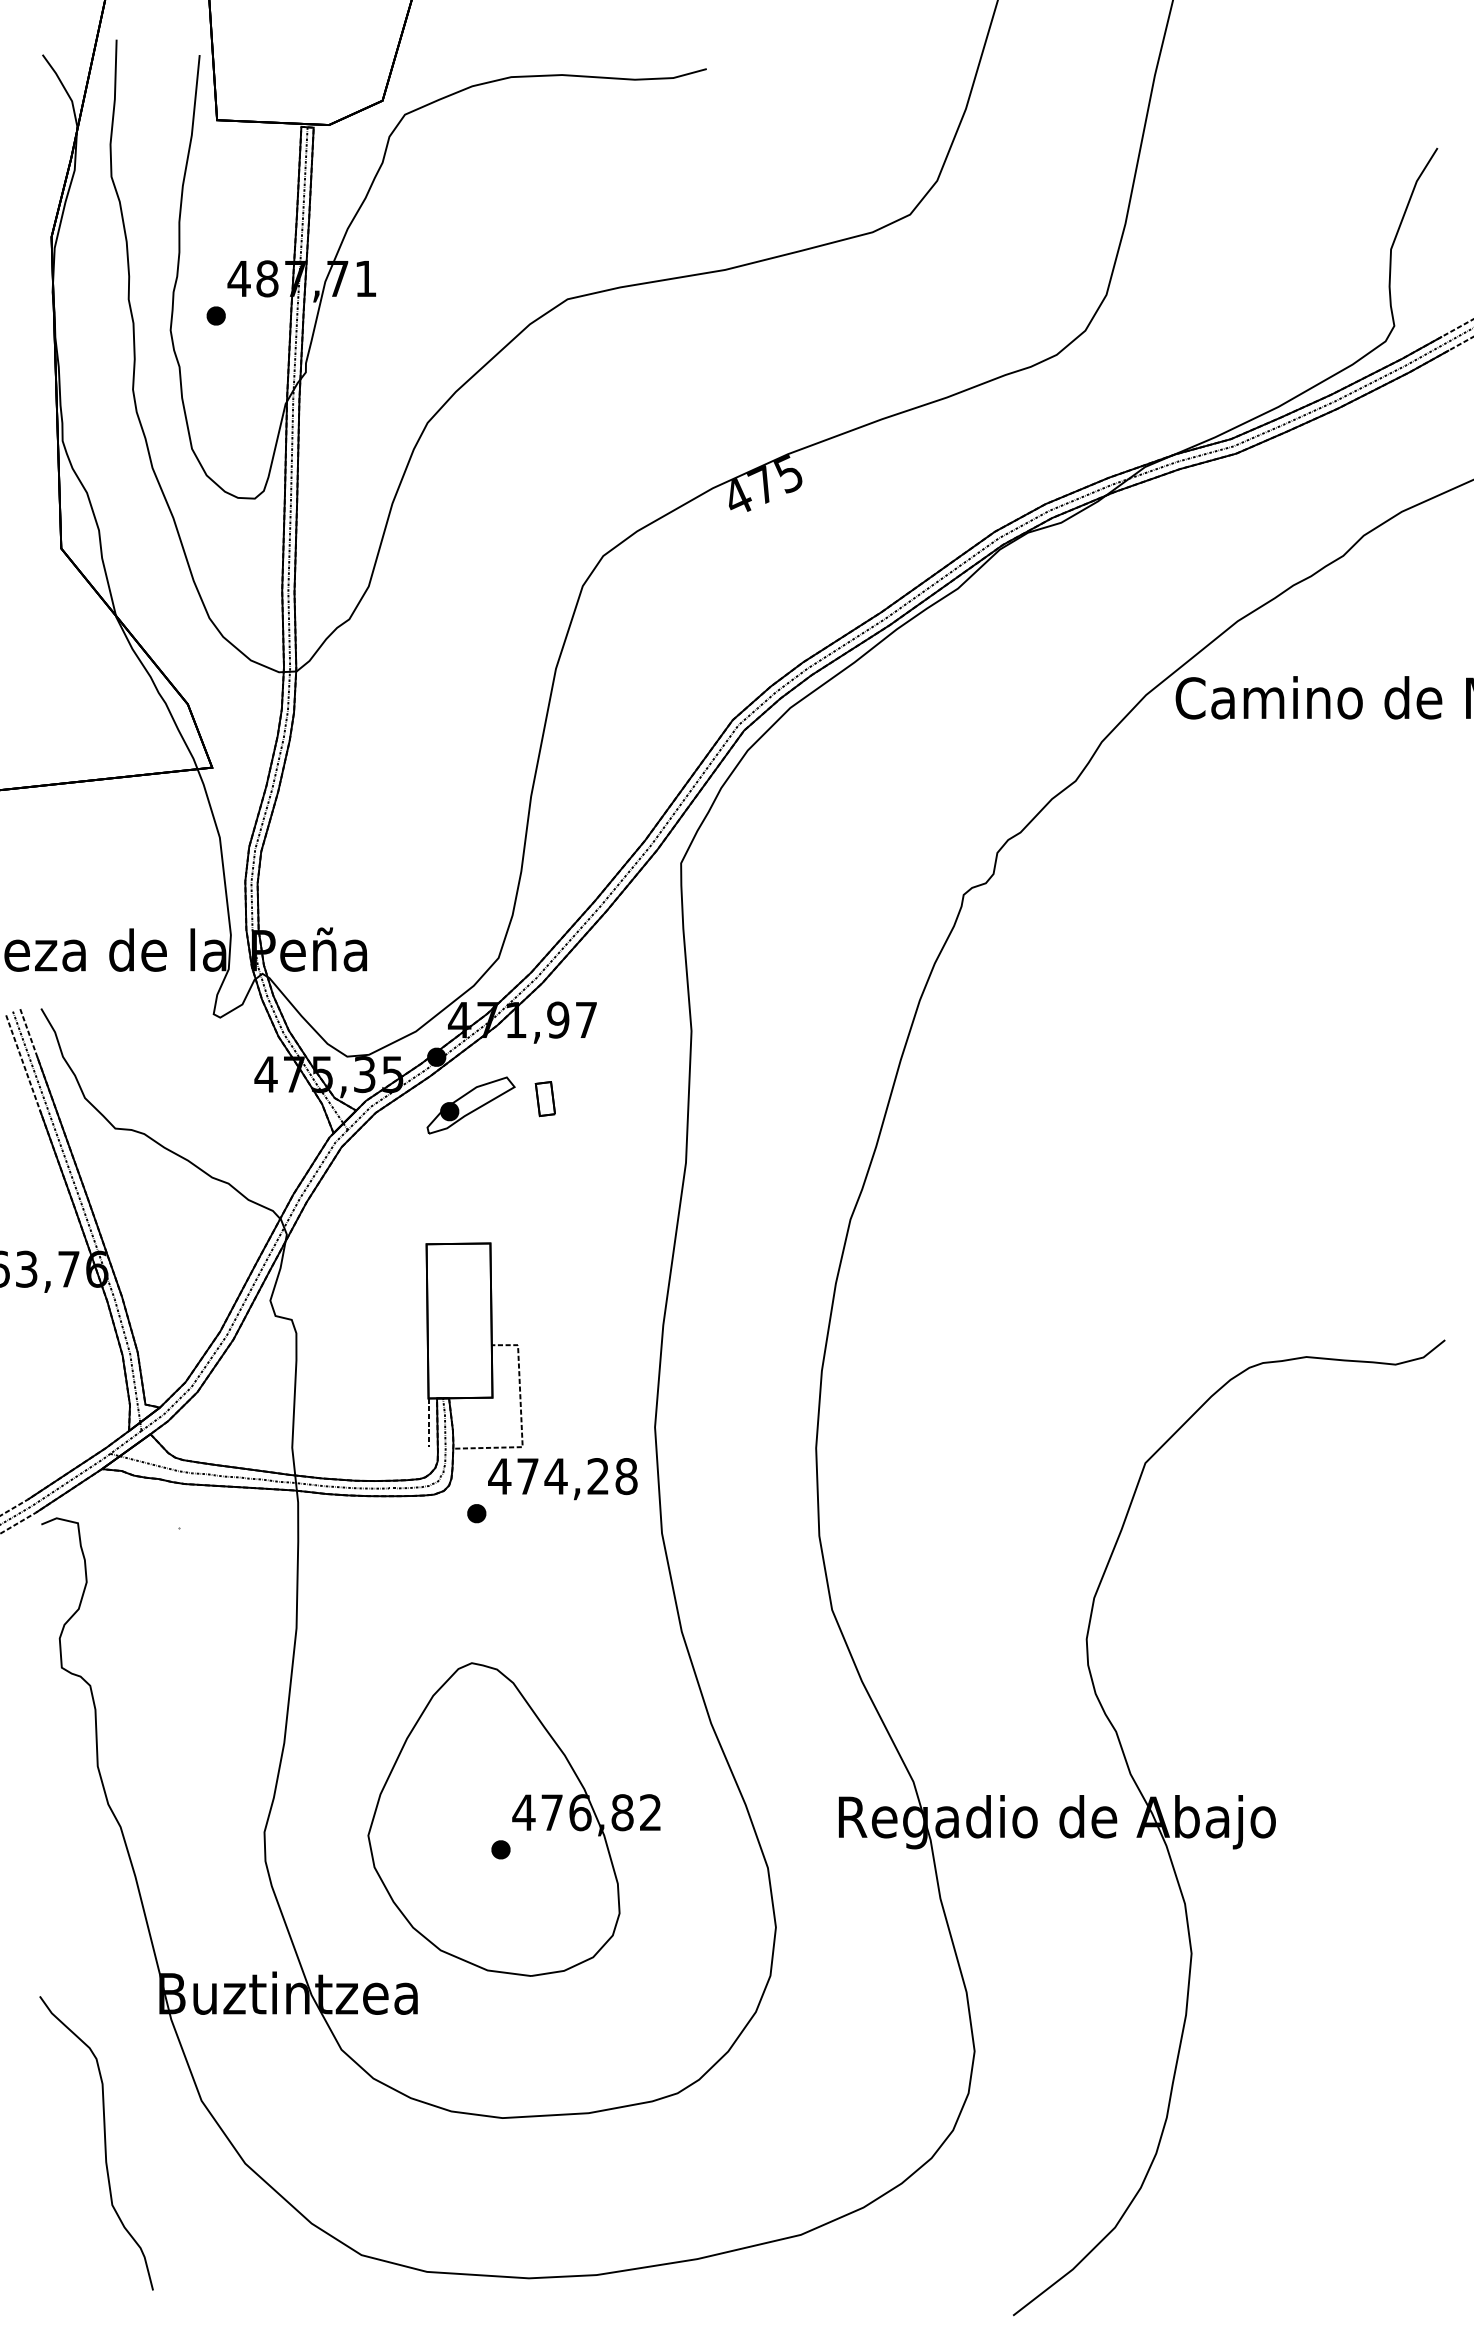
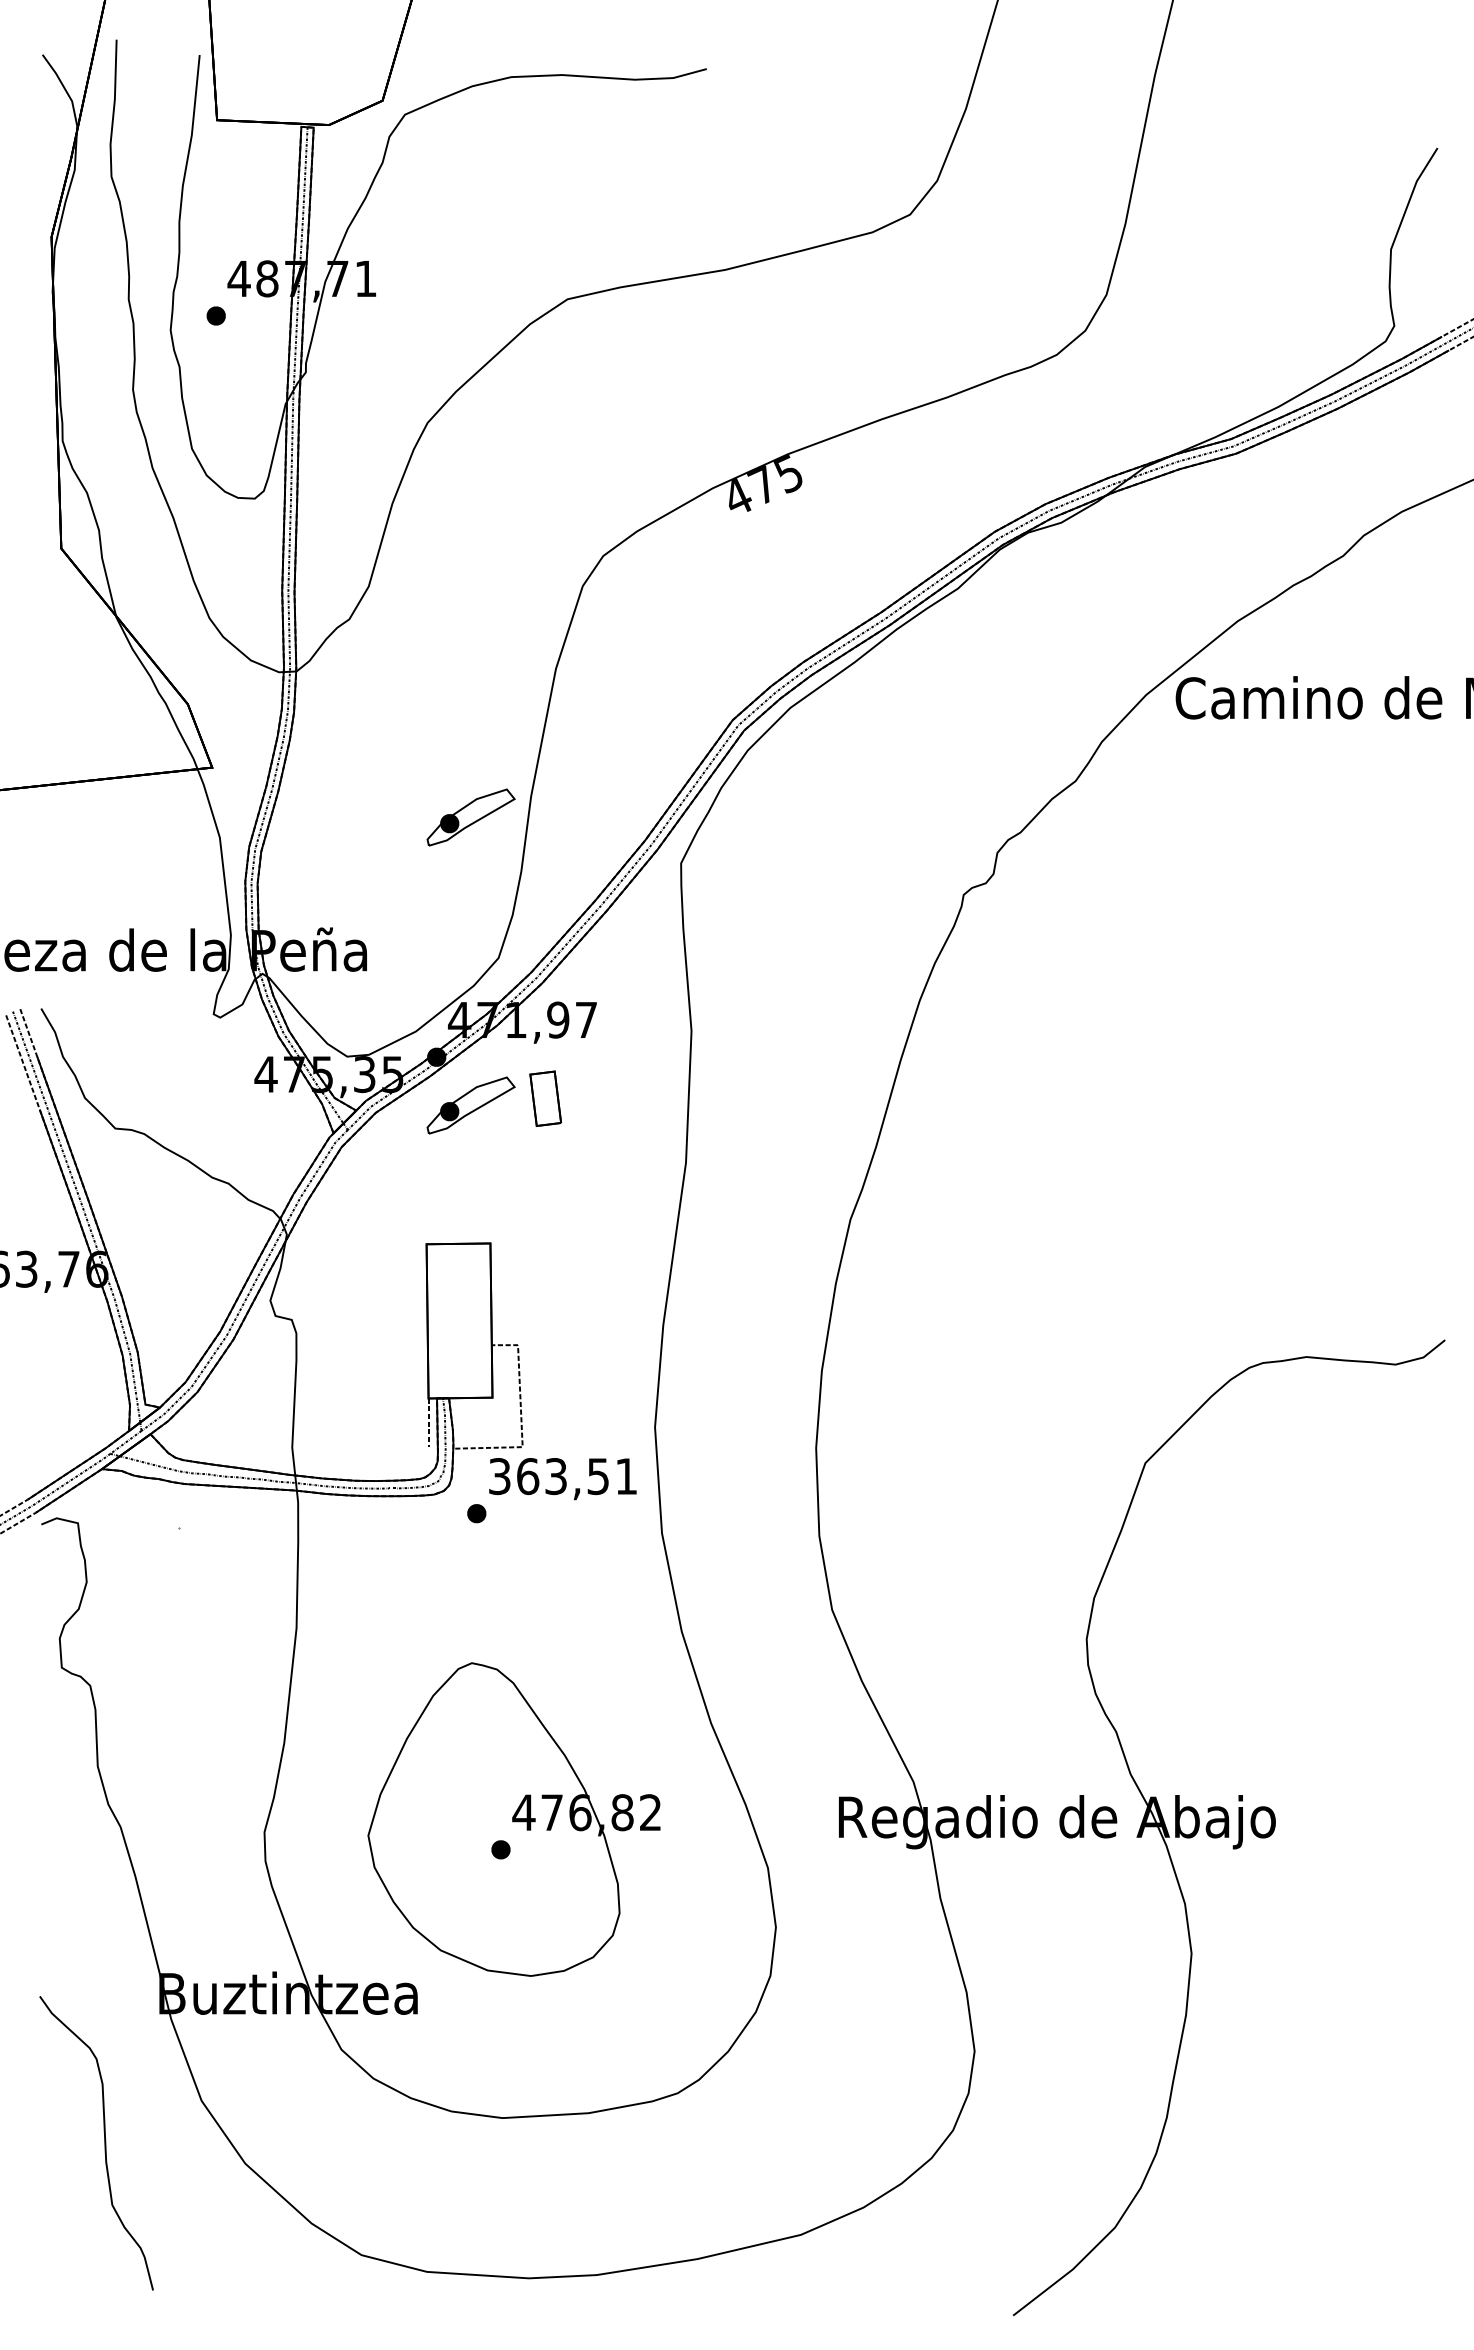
part: none -> present (470, 817)
part size: 22x37 px -> 33x57 px (545, 1098)
text: 474,28 -> 363,51 (562, 1476)
